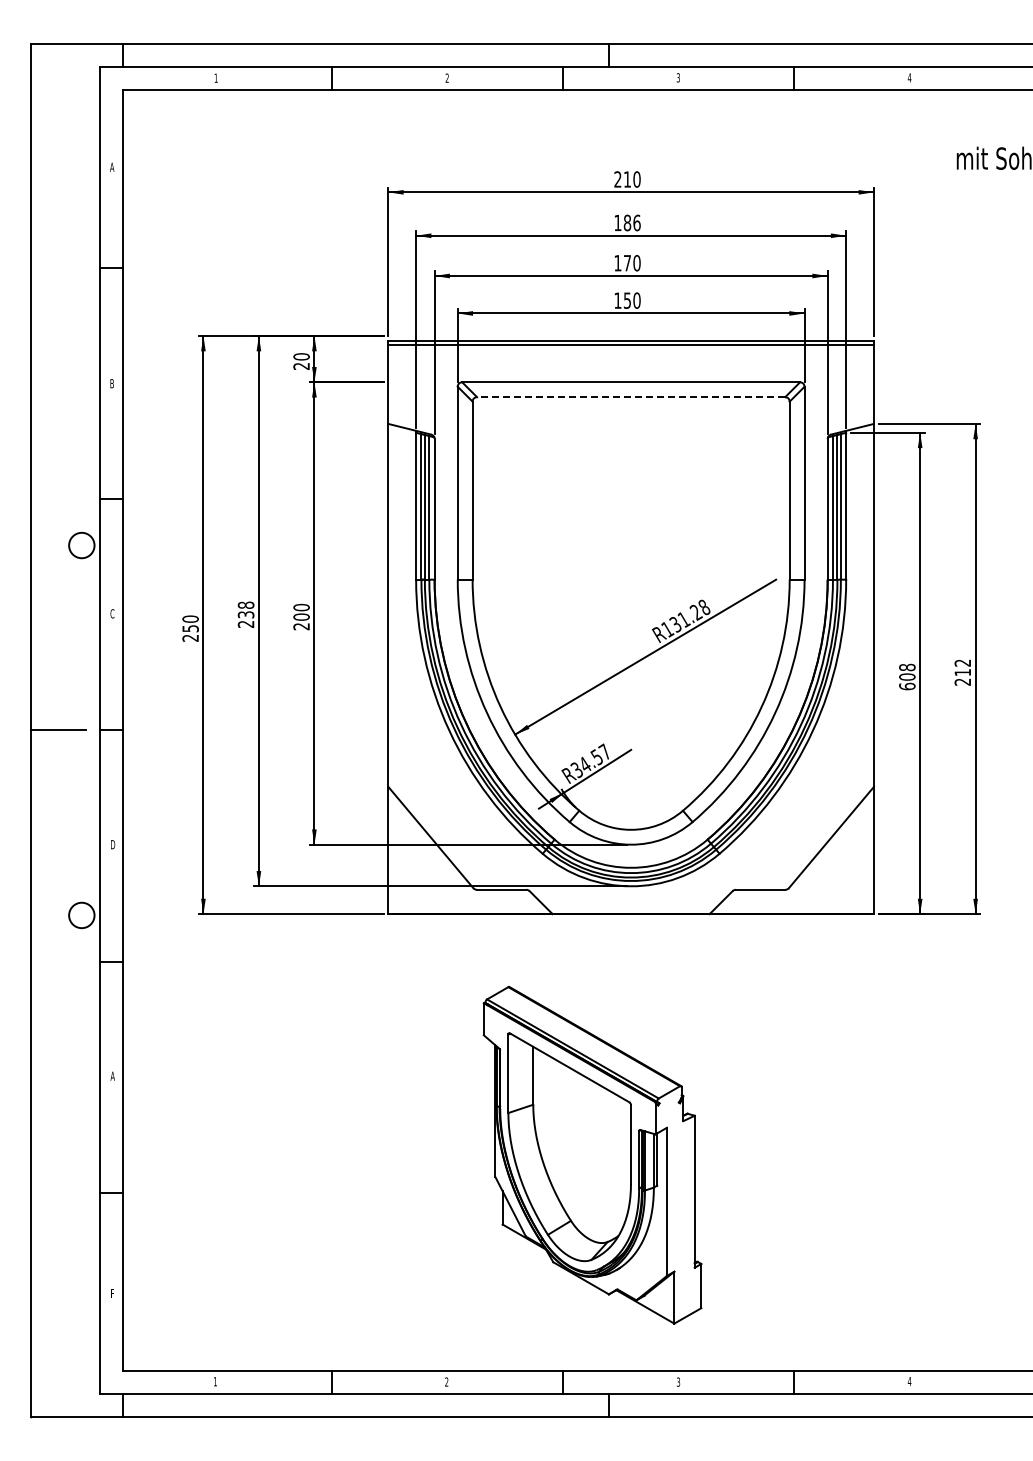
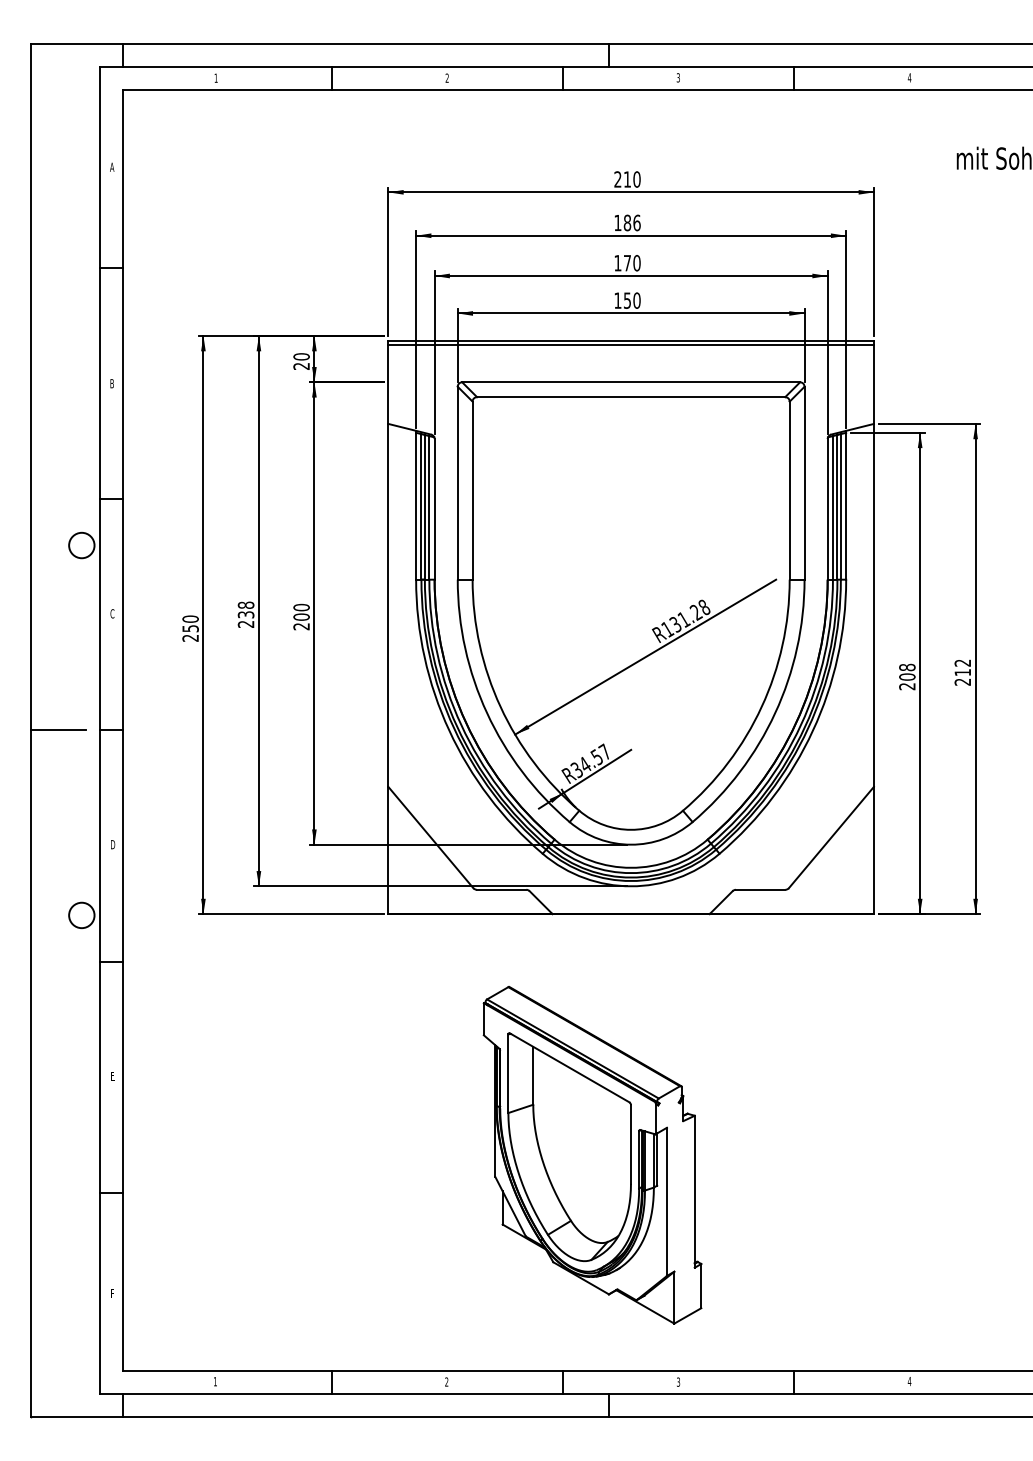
line: dashed -> solid (630, 397)
text: 608 -> 208 (907, 686)
text: A -> E (112, 1075)
